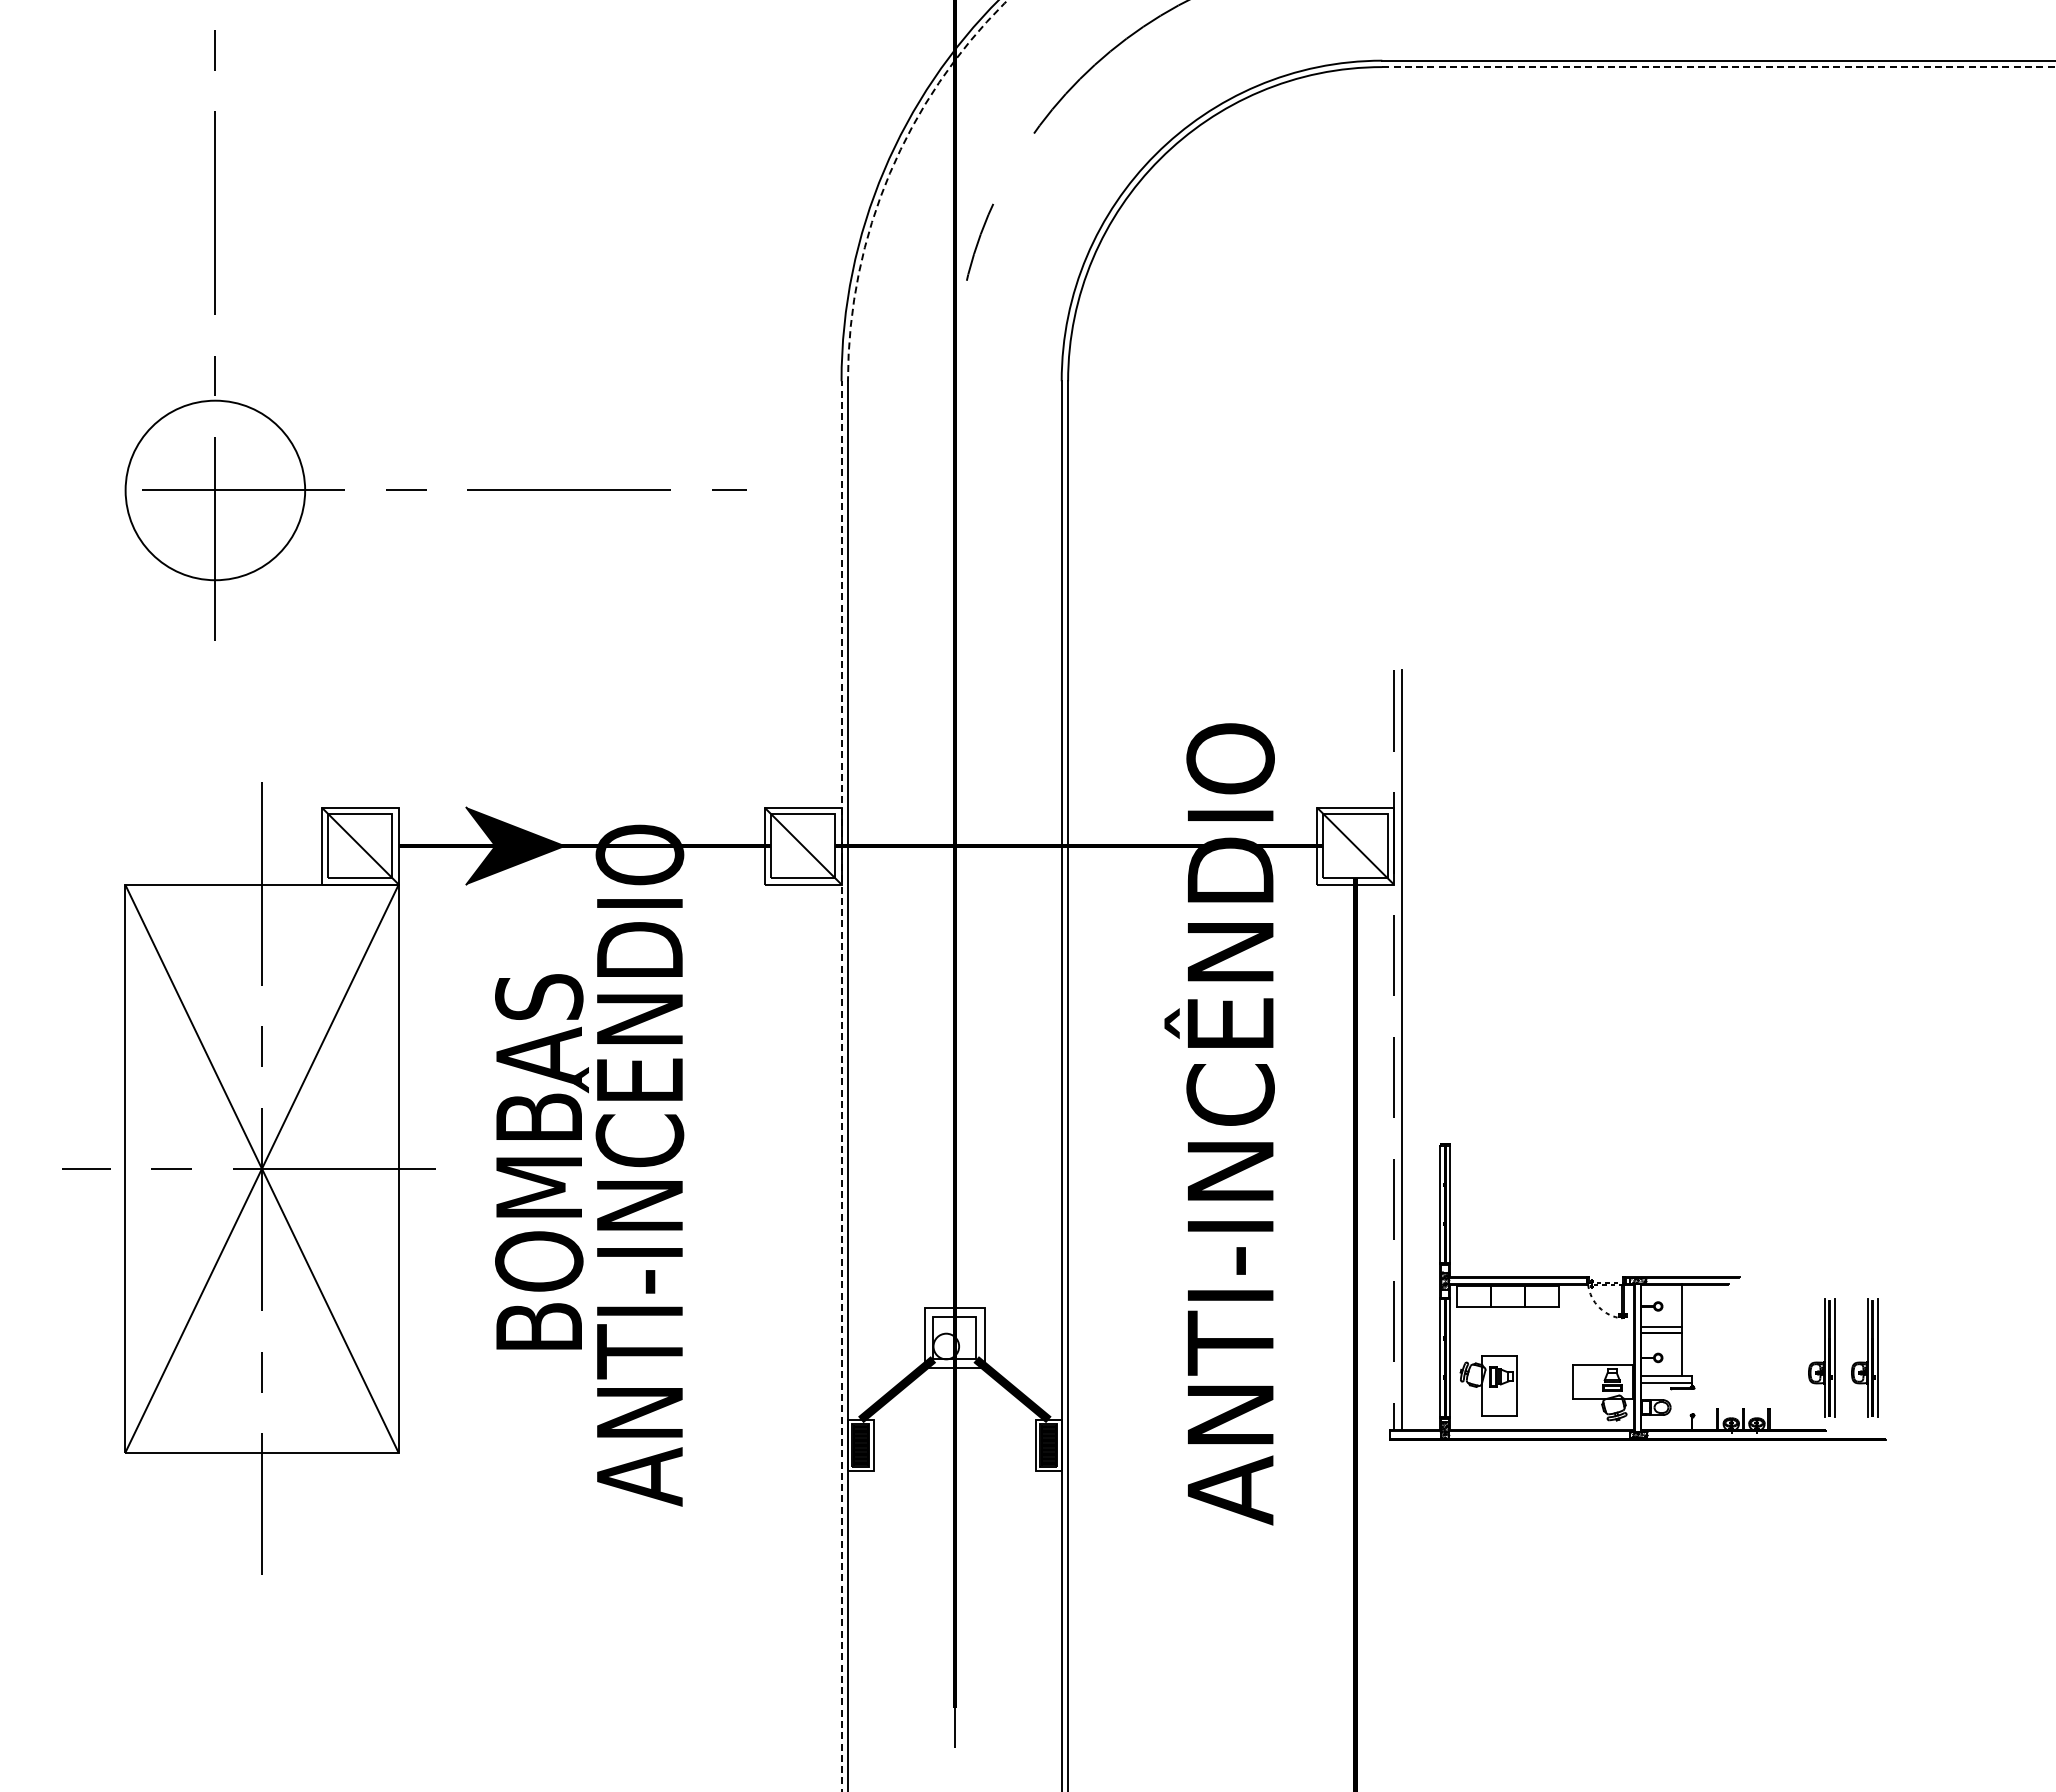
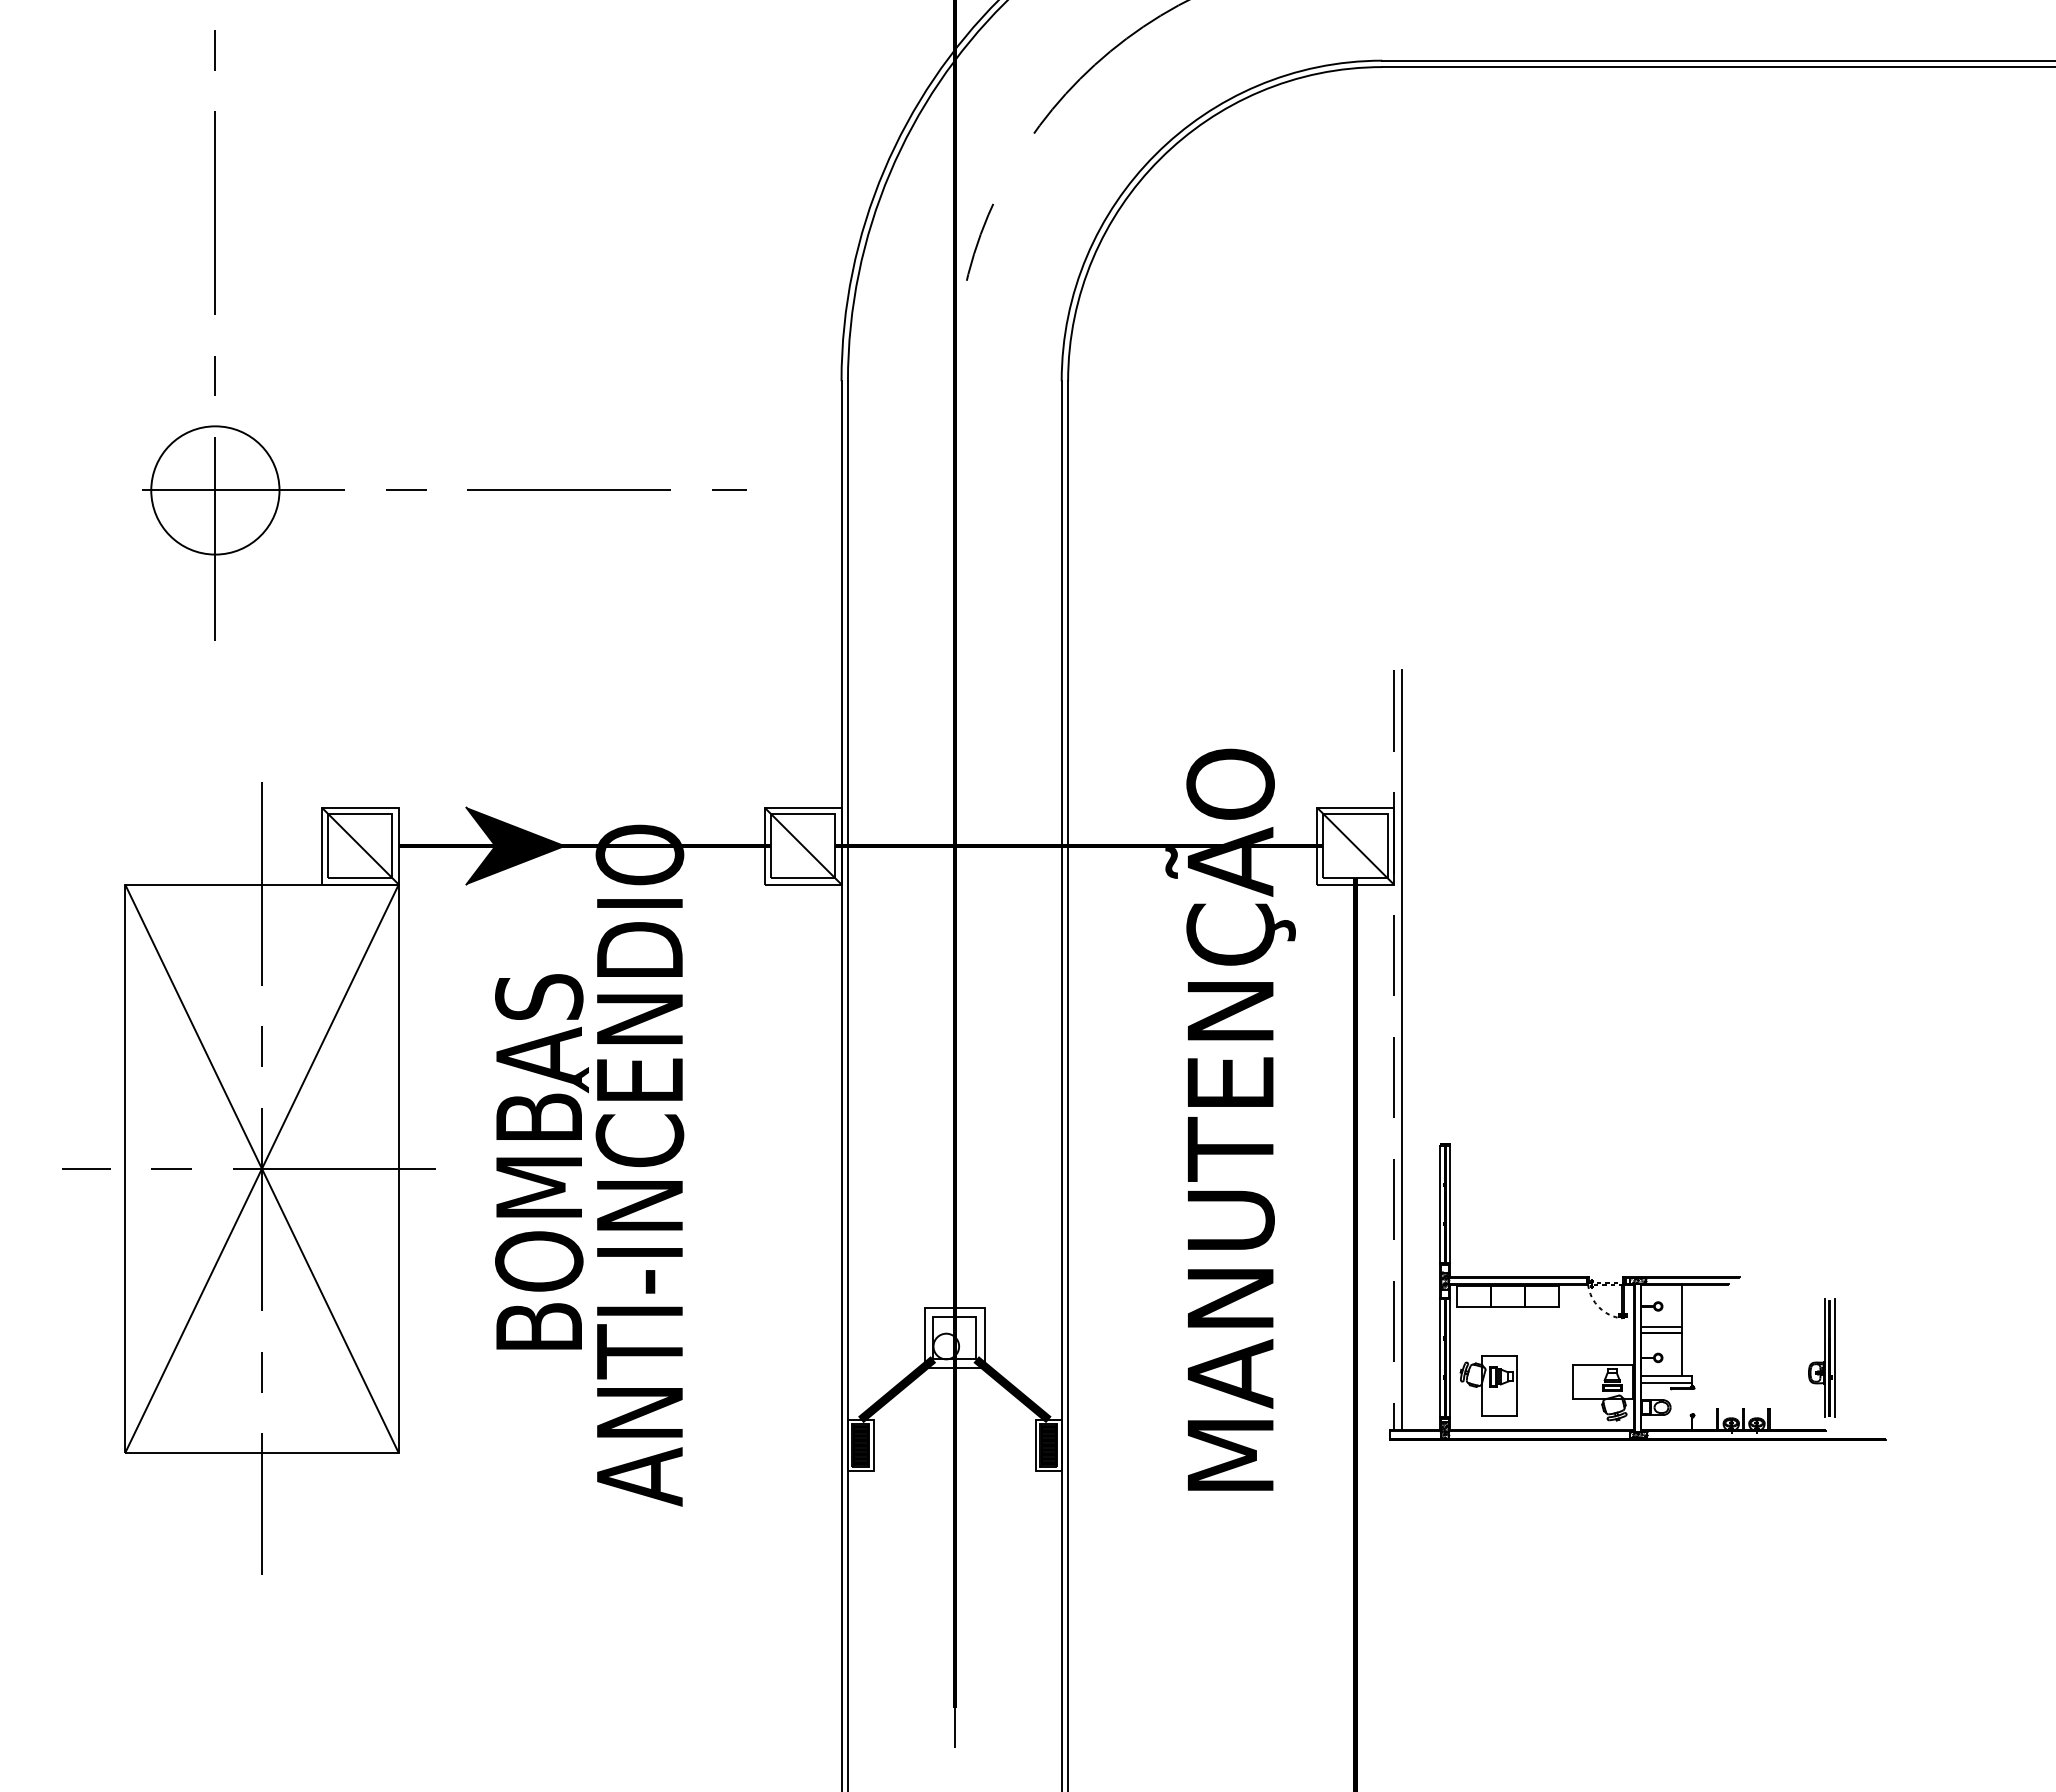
line: dashed -> solid (1719, 67)
arc: dashed -> solid (889, 175)
circle diameter: 180 px -> 128 px (215, 490)
line: dashed -> solid (841, 1086)
text: ANTI-INCÊNDIO -> MANUTENÇÃO (1229, 1124)
part: present -> none (1864, 1357)
